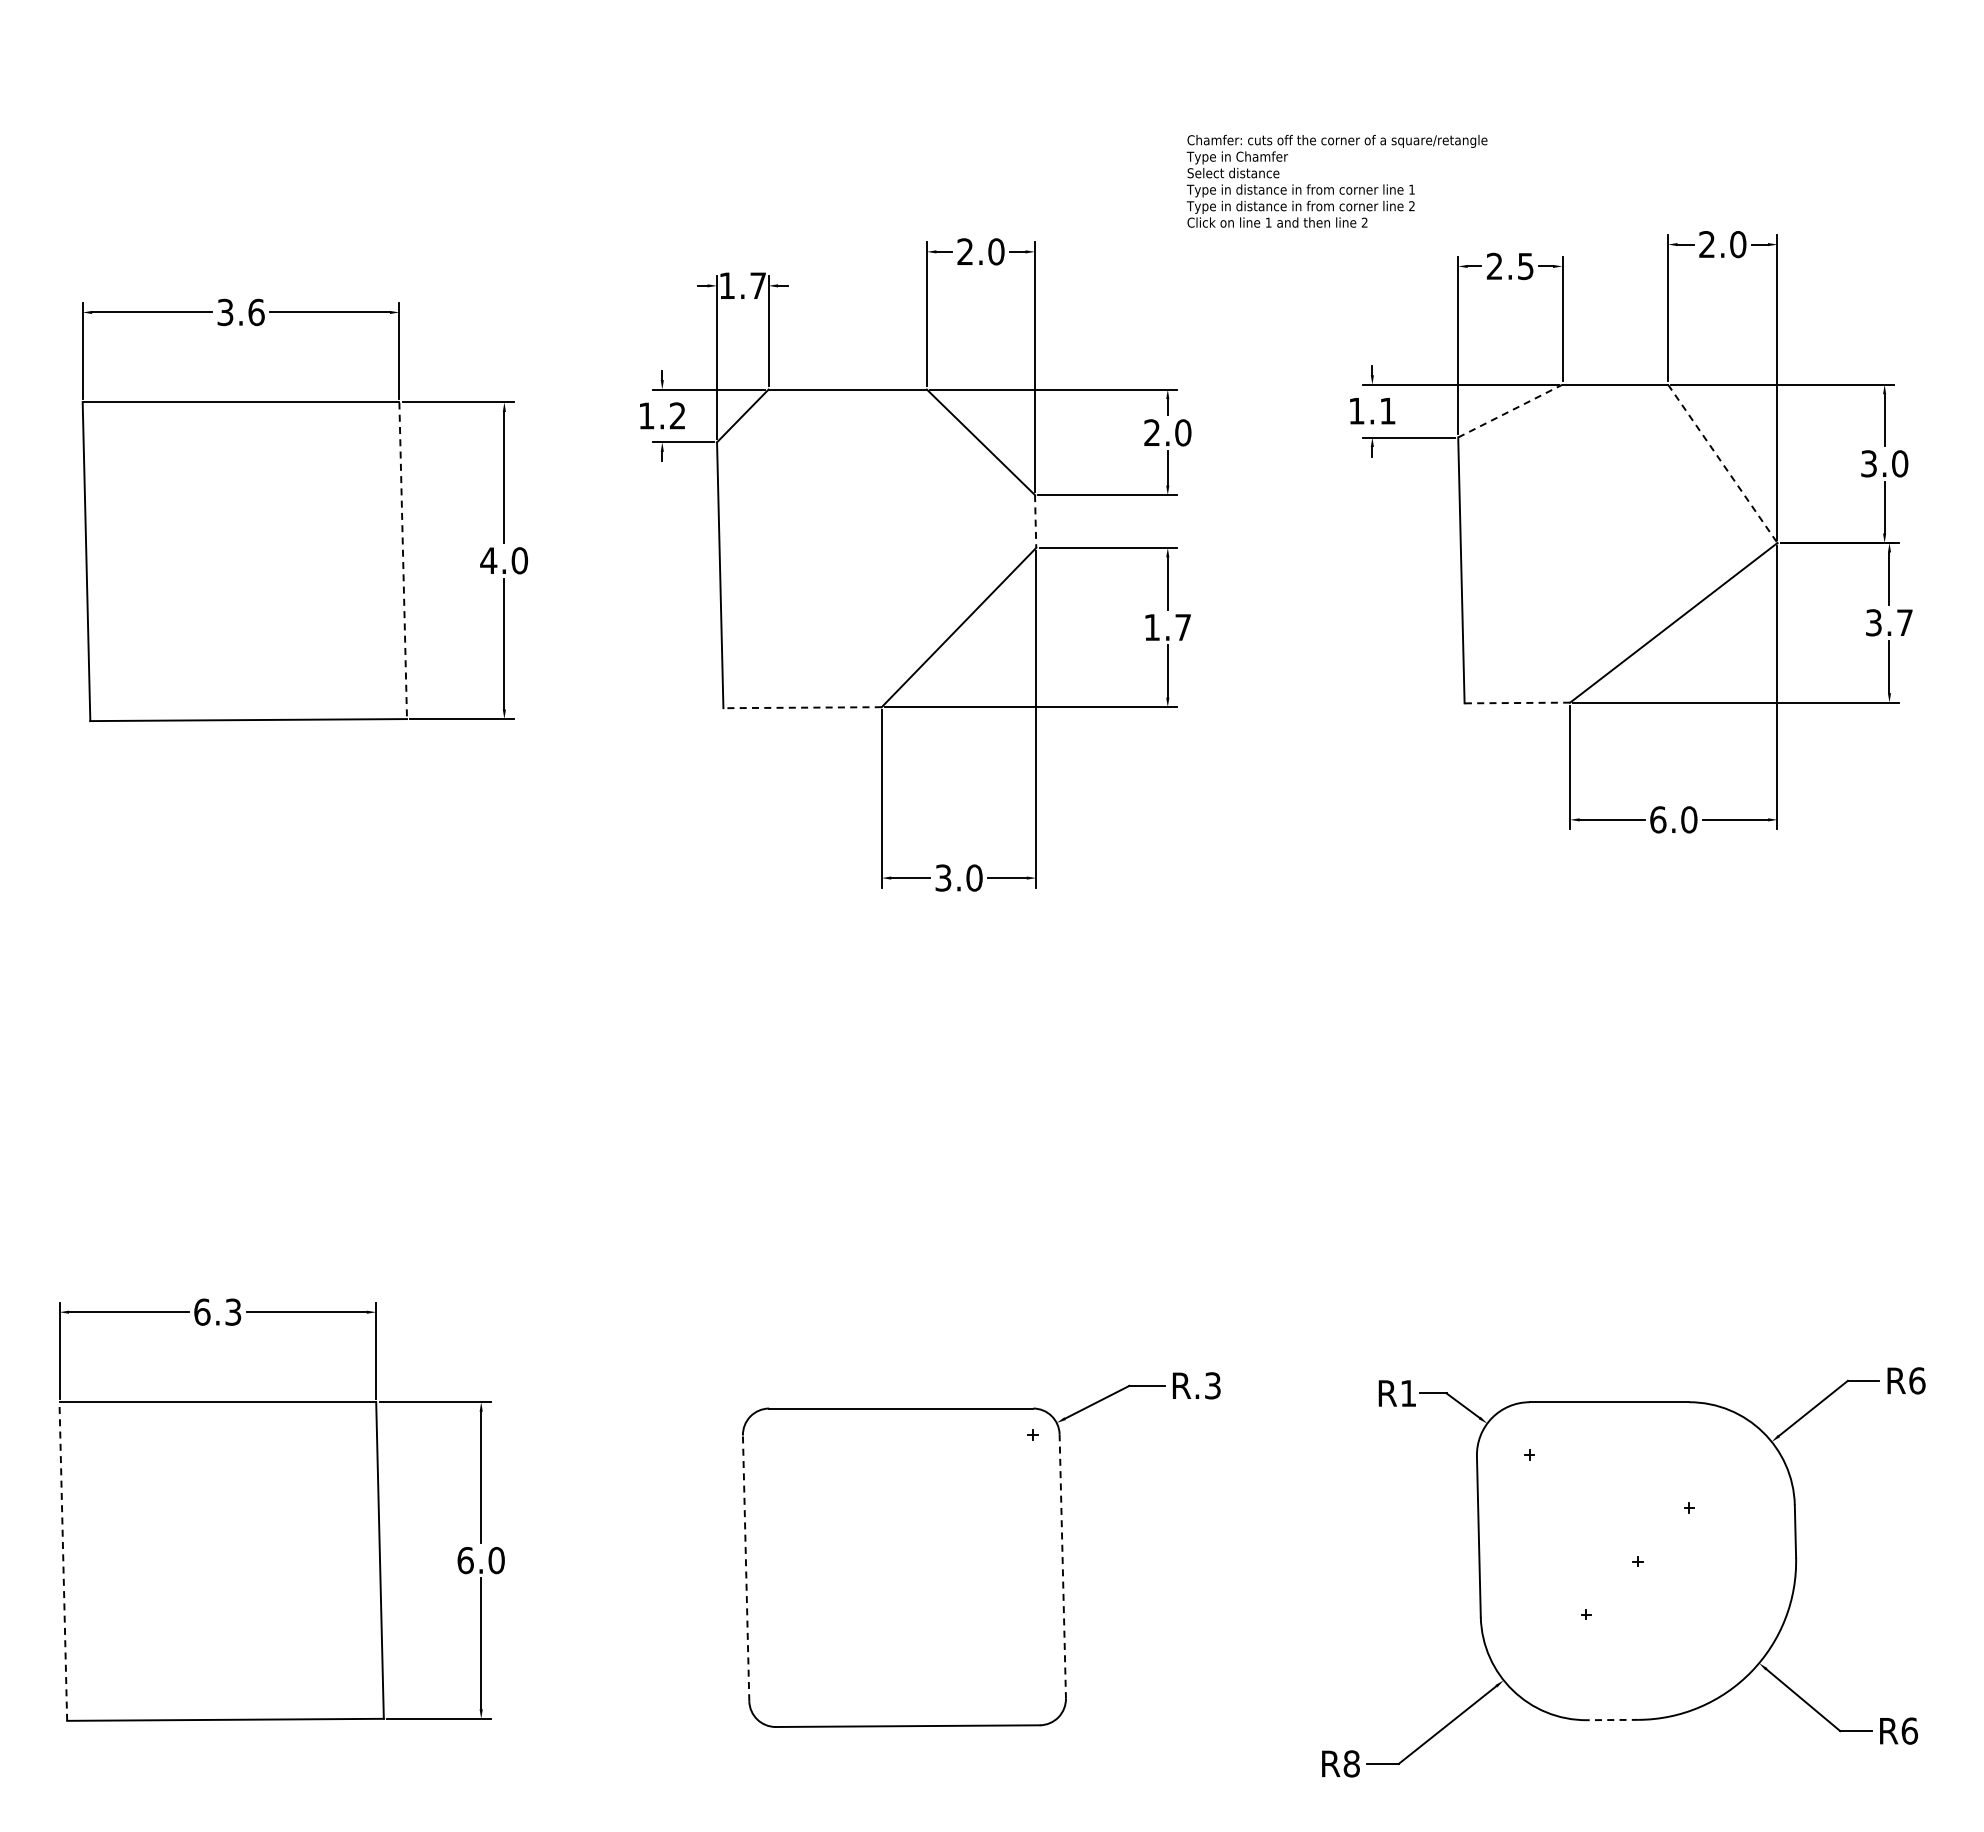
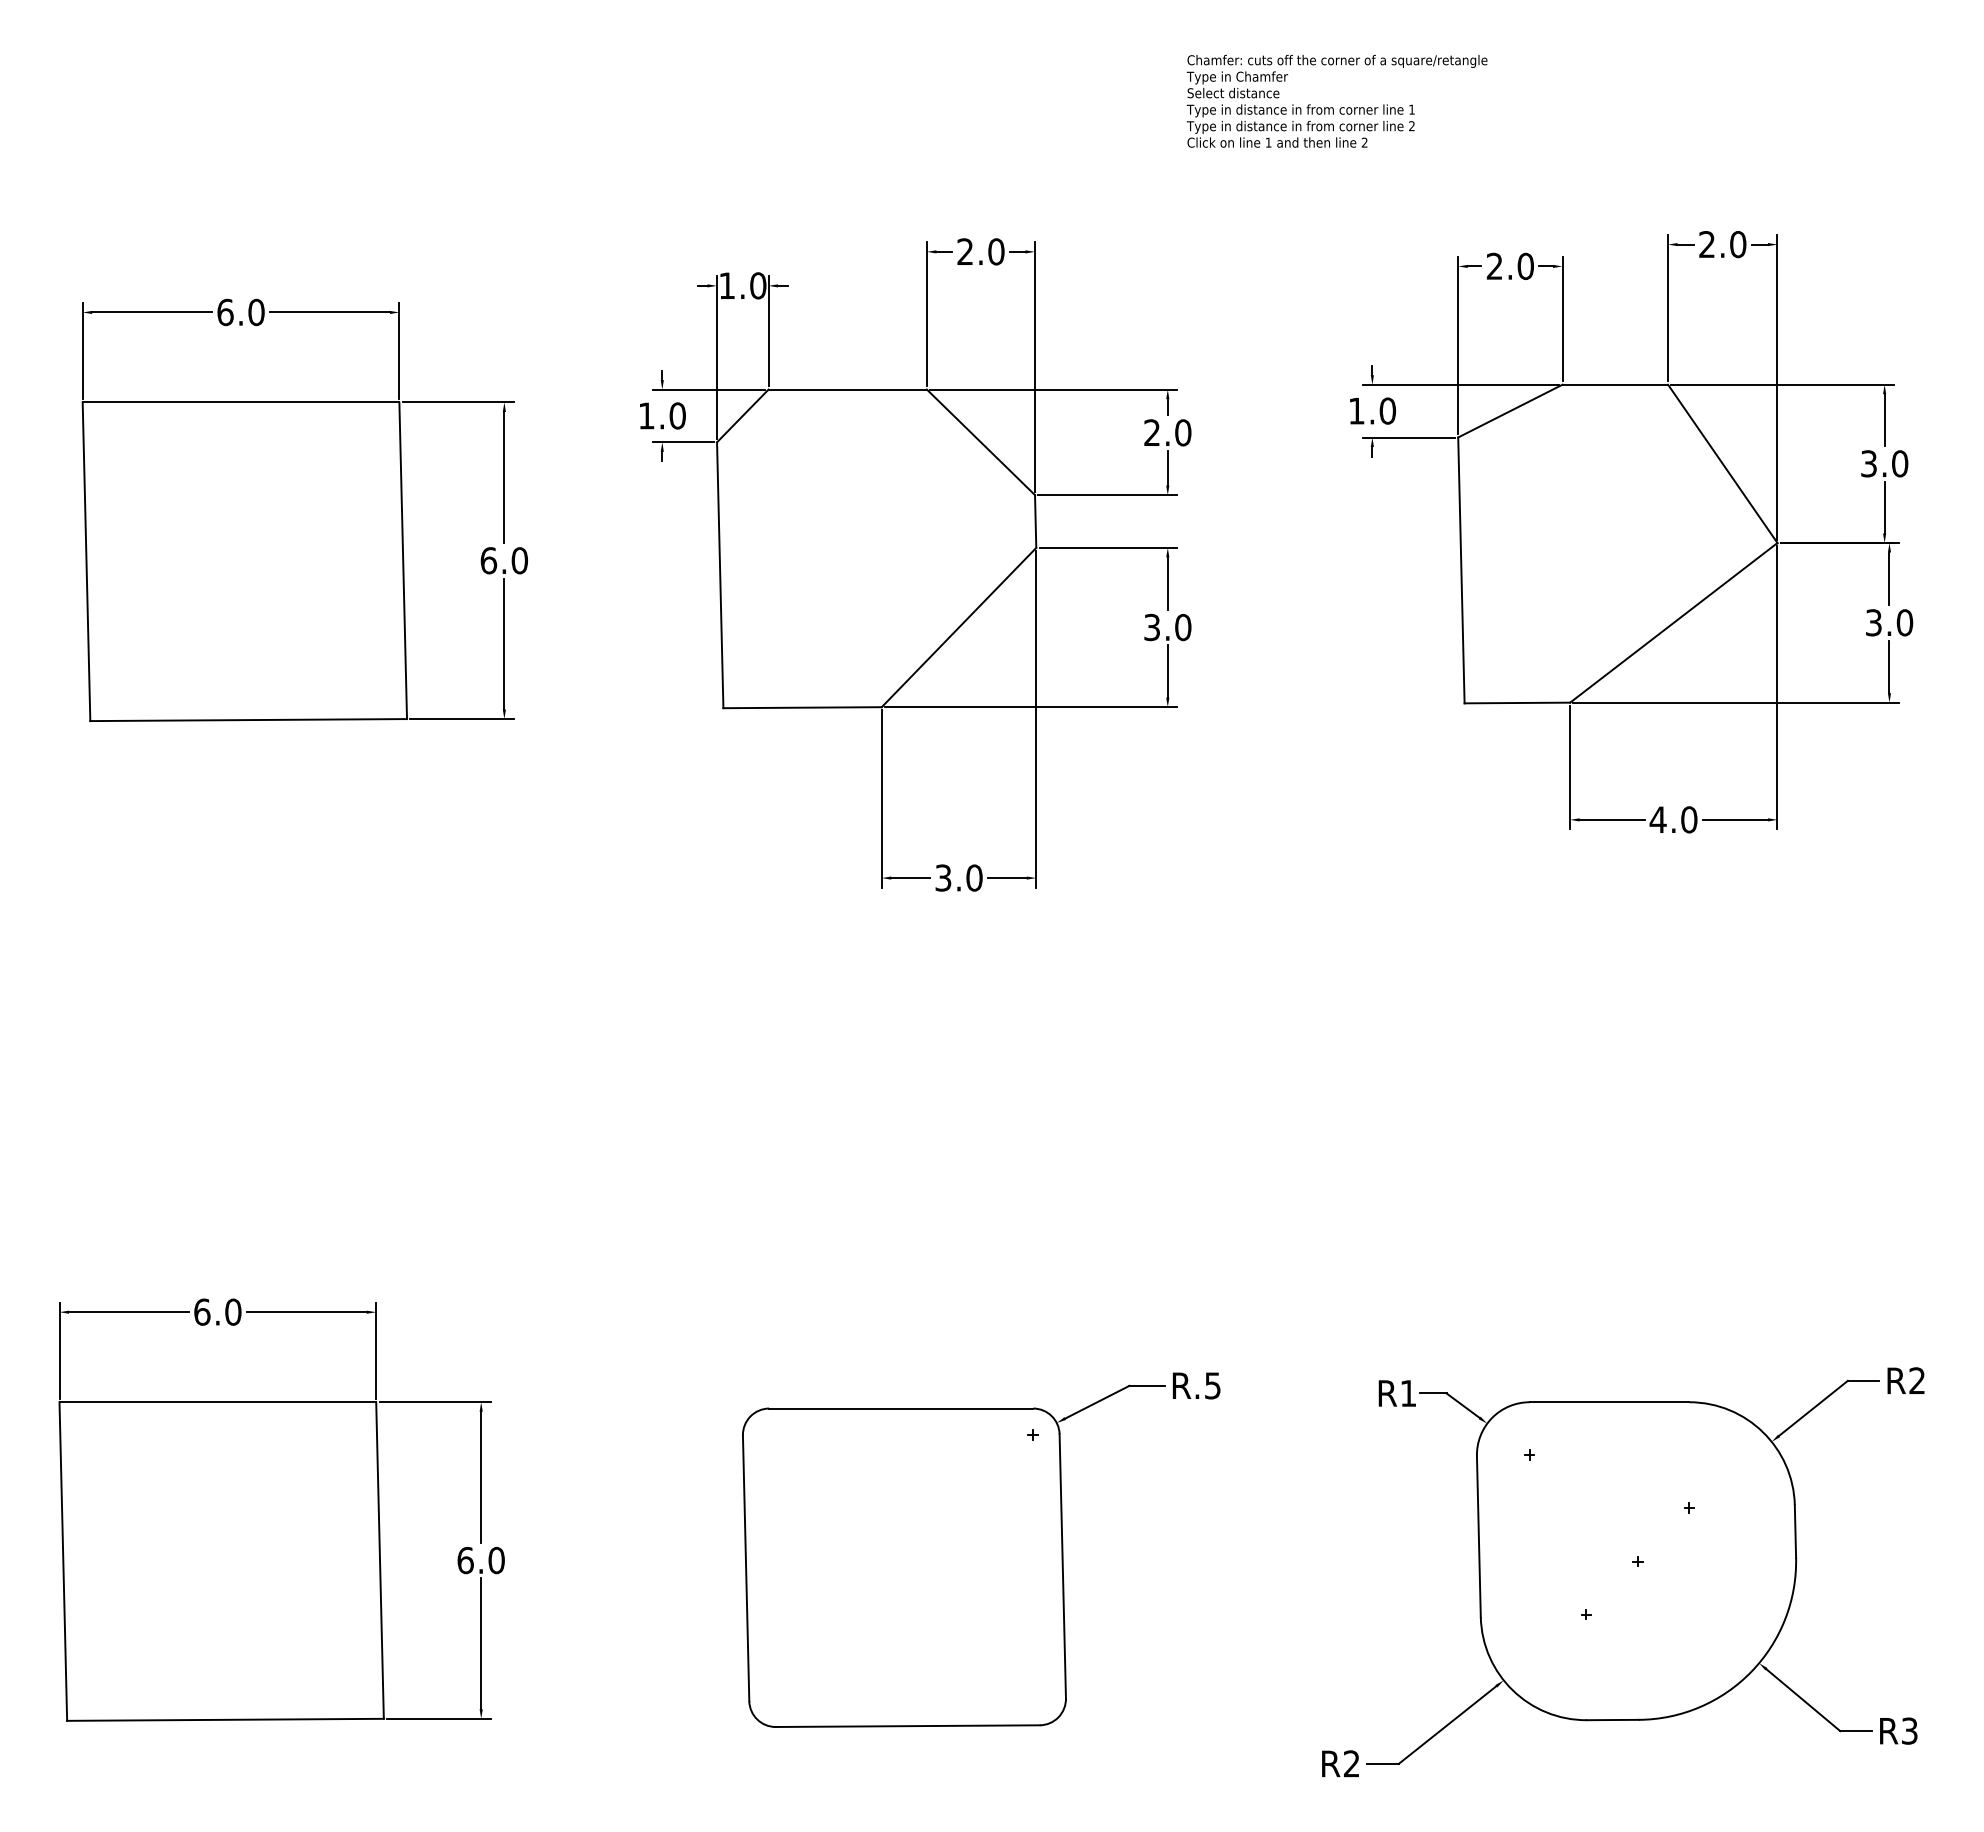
text position: (1336, 180) -> (1336, 100) (1336, 100)
text: 2.5 -> 2.0 (1525, 266)
text: 1.7 -> 1.0 (758, 285)
text: 3.6 -> 6.0 (240, 312)
text: 1.1 -> 1.0 (1387, 410)
line: dashed -> solid (1510, 410)
text: 1.2 -> 1.0 (677, 415)
line: dashed -> solid (1723, 464)
line: dashed -> solid (1035, 521)
text: 4.0 -> 6.0 (488, 560)
line: dashed -> solid (403, 561)
text: 3.7 -> 3.0 (1904, 622)
text: 1.7 -> 3.0 (1167, 627)
line: dashed -> solid (1517, 703)
line: dashed -> solid (802, 707)
text: 6.0 -> 4.0 (1657, 819)
text: 6.3 -> 6.0 (233, 1311)
text: R6 -> R2 (1917, 1380)
text: R.3 -> R.5 (1212, 1385)
line: dashed -> solid (63, 1561)
line: dashed -> solid (1062, 1566)
line: dashed -> solid (746, 1568)
line: dashed -> solid (1612, 1720)
text: R6 -> R3 (1909, 1730)
text: R8 -> R2 (1351, 1763)
